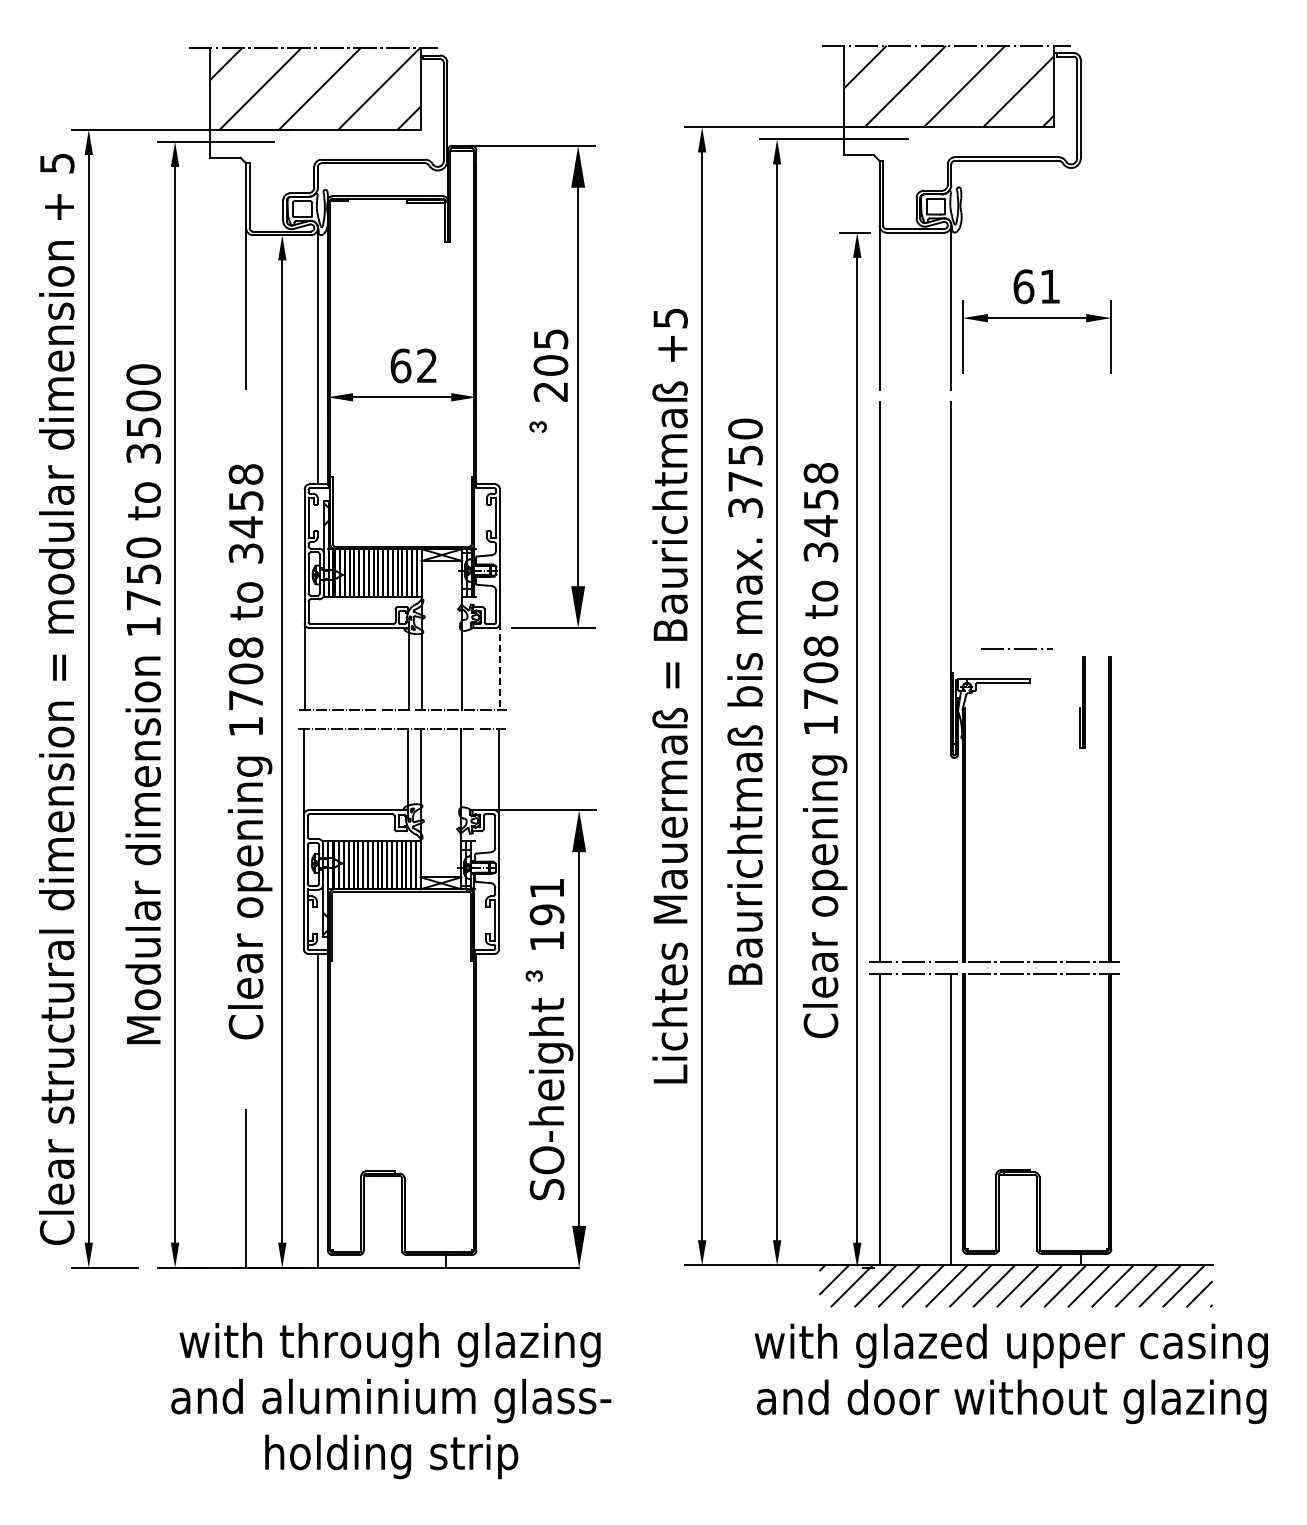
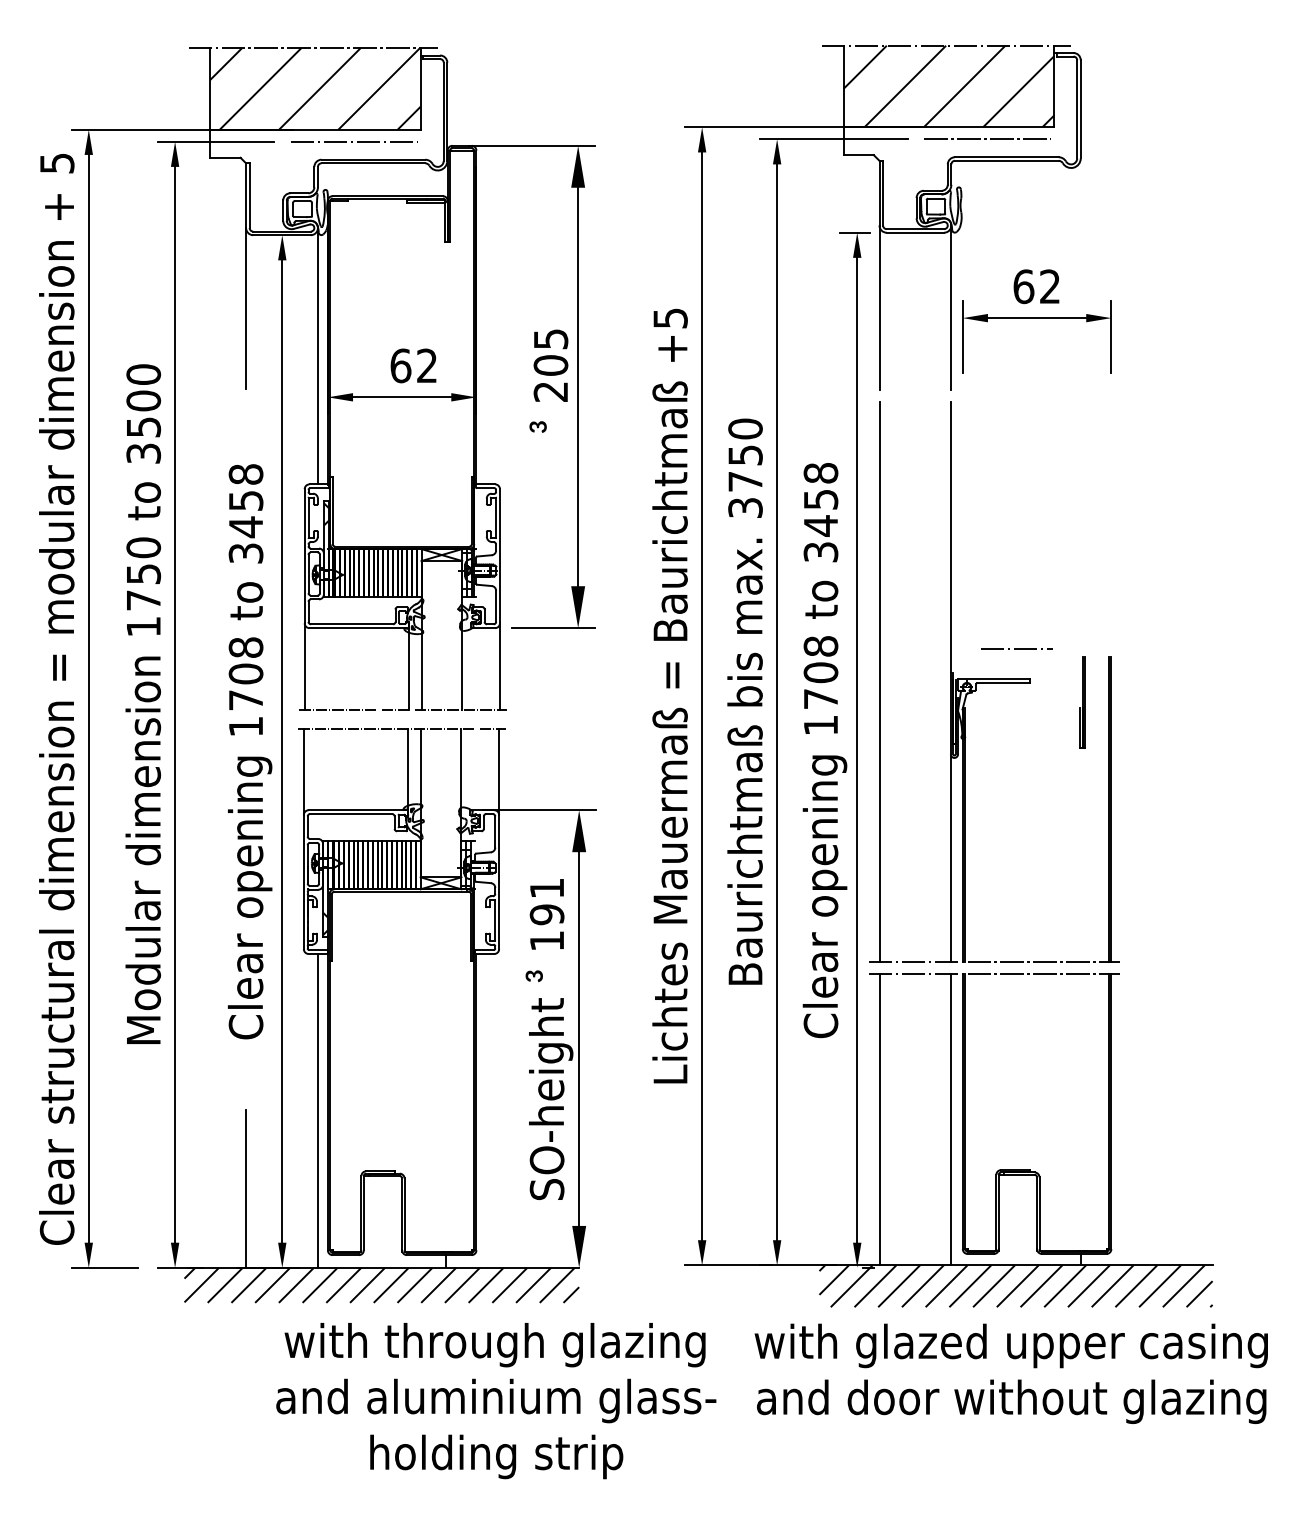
line: none -> present (987, 139)
line: none -> present (352, 141)
text: 61 -> 62 (1049, 286)
line: dashed -> solid (499, 666)
line: none -> present (951, 858)
hatch: none -> present (381, 1284)
text position: (391, 1401) -> (496, 1401) (496, 1401)
